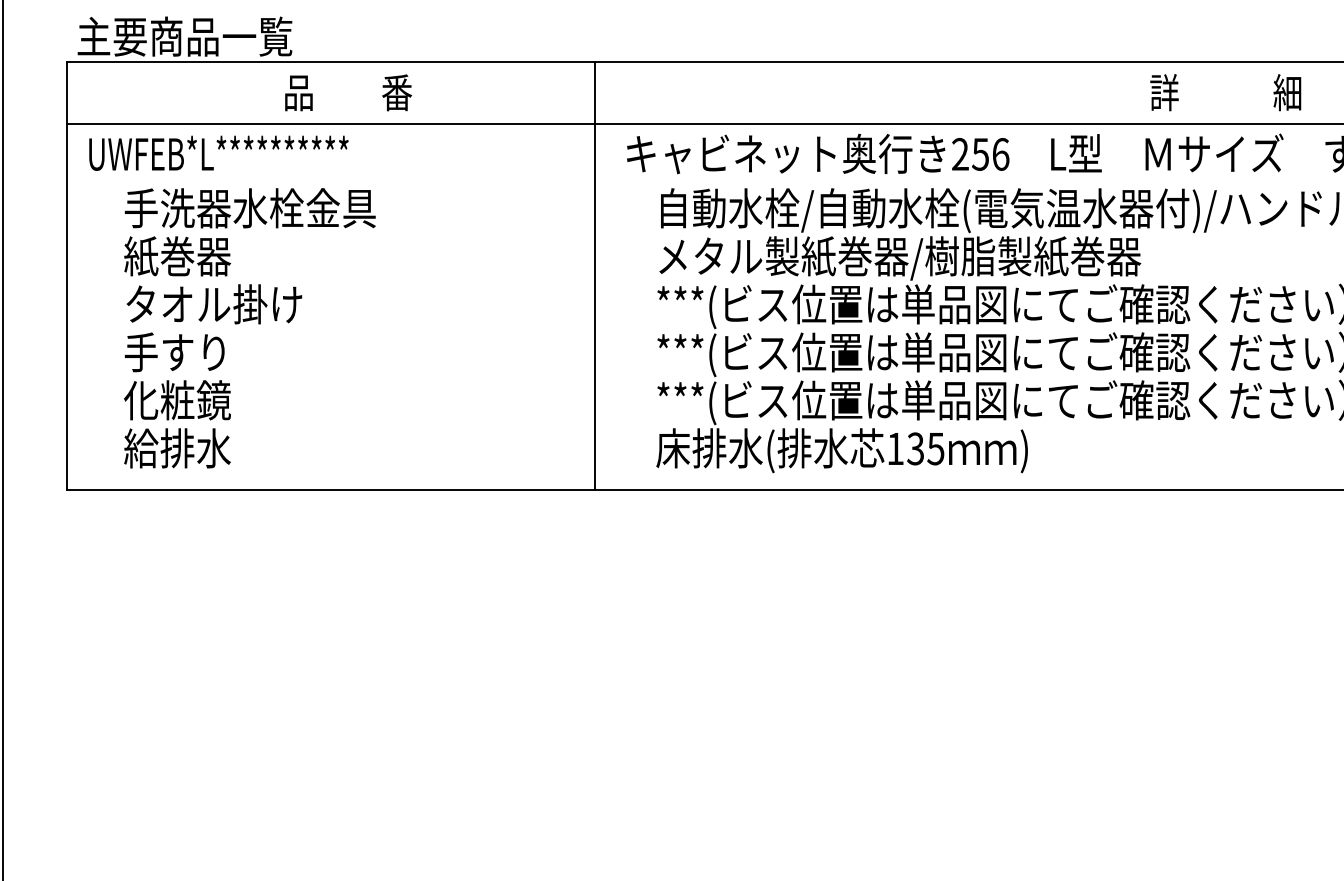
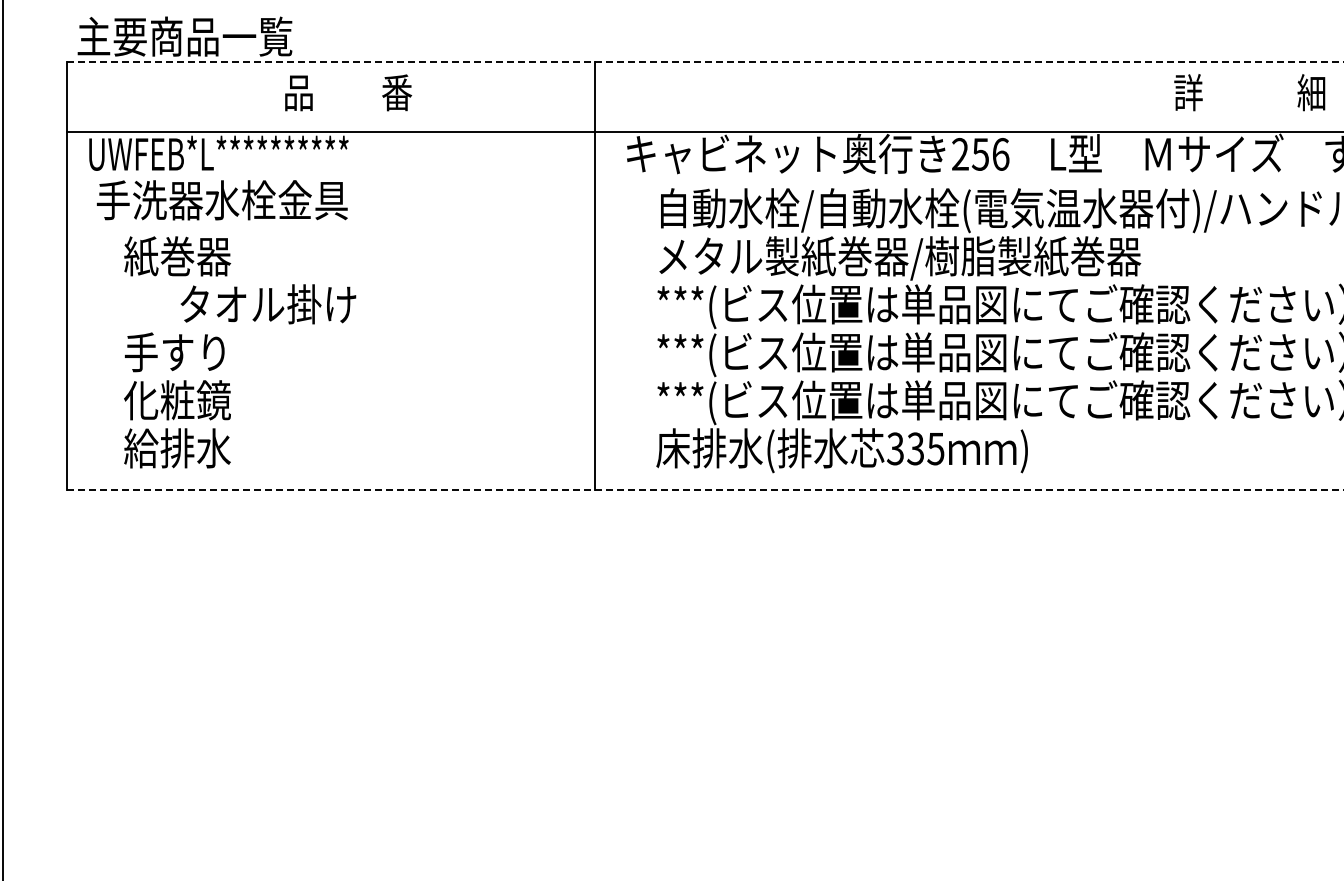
line: solid -> dashed (705, 62)
text position: (1225, 92) -> (1249, 92) (1249, 92)
line position: (703, 123) -> (703, 131) (703, 131)
text position: (250, 208) -> (222, 200) (222, 200)
text position: (214, 304) -> (268, 304) (268, 304)
text: 135 -> 335 (895, 448)
line: solid -> dashed (705, 490)
